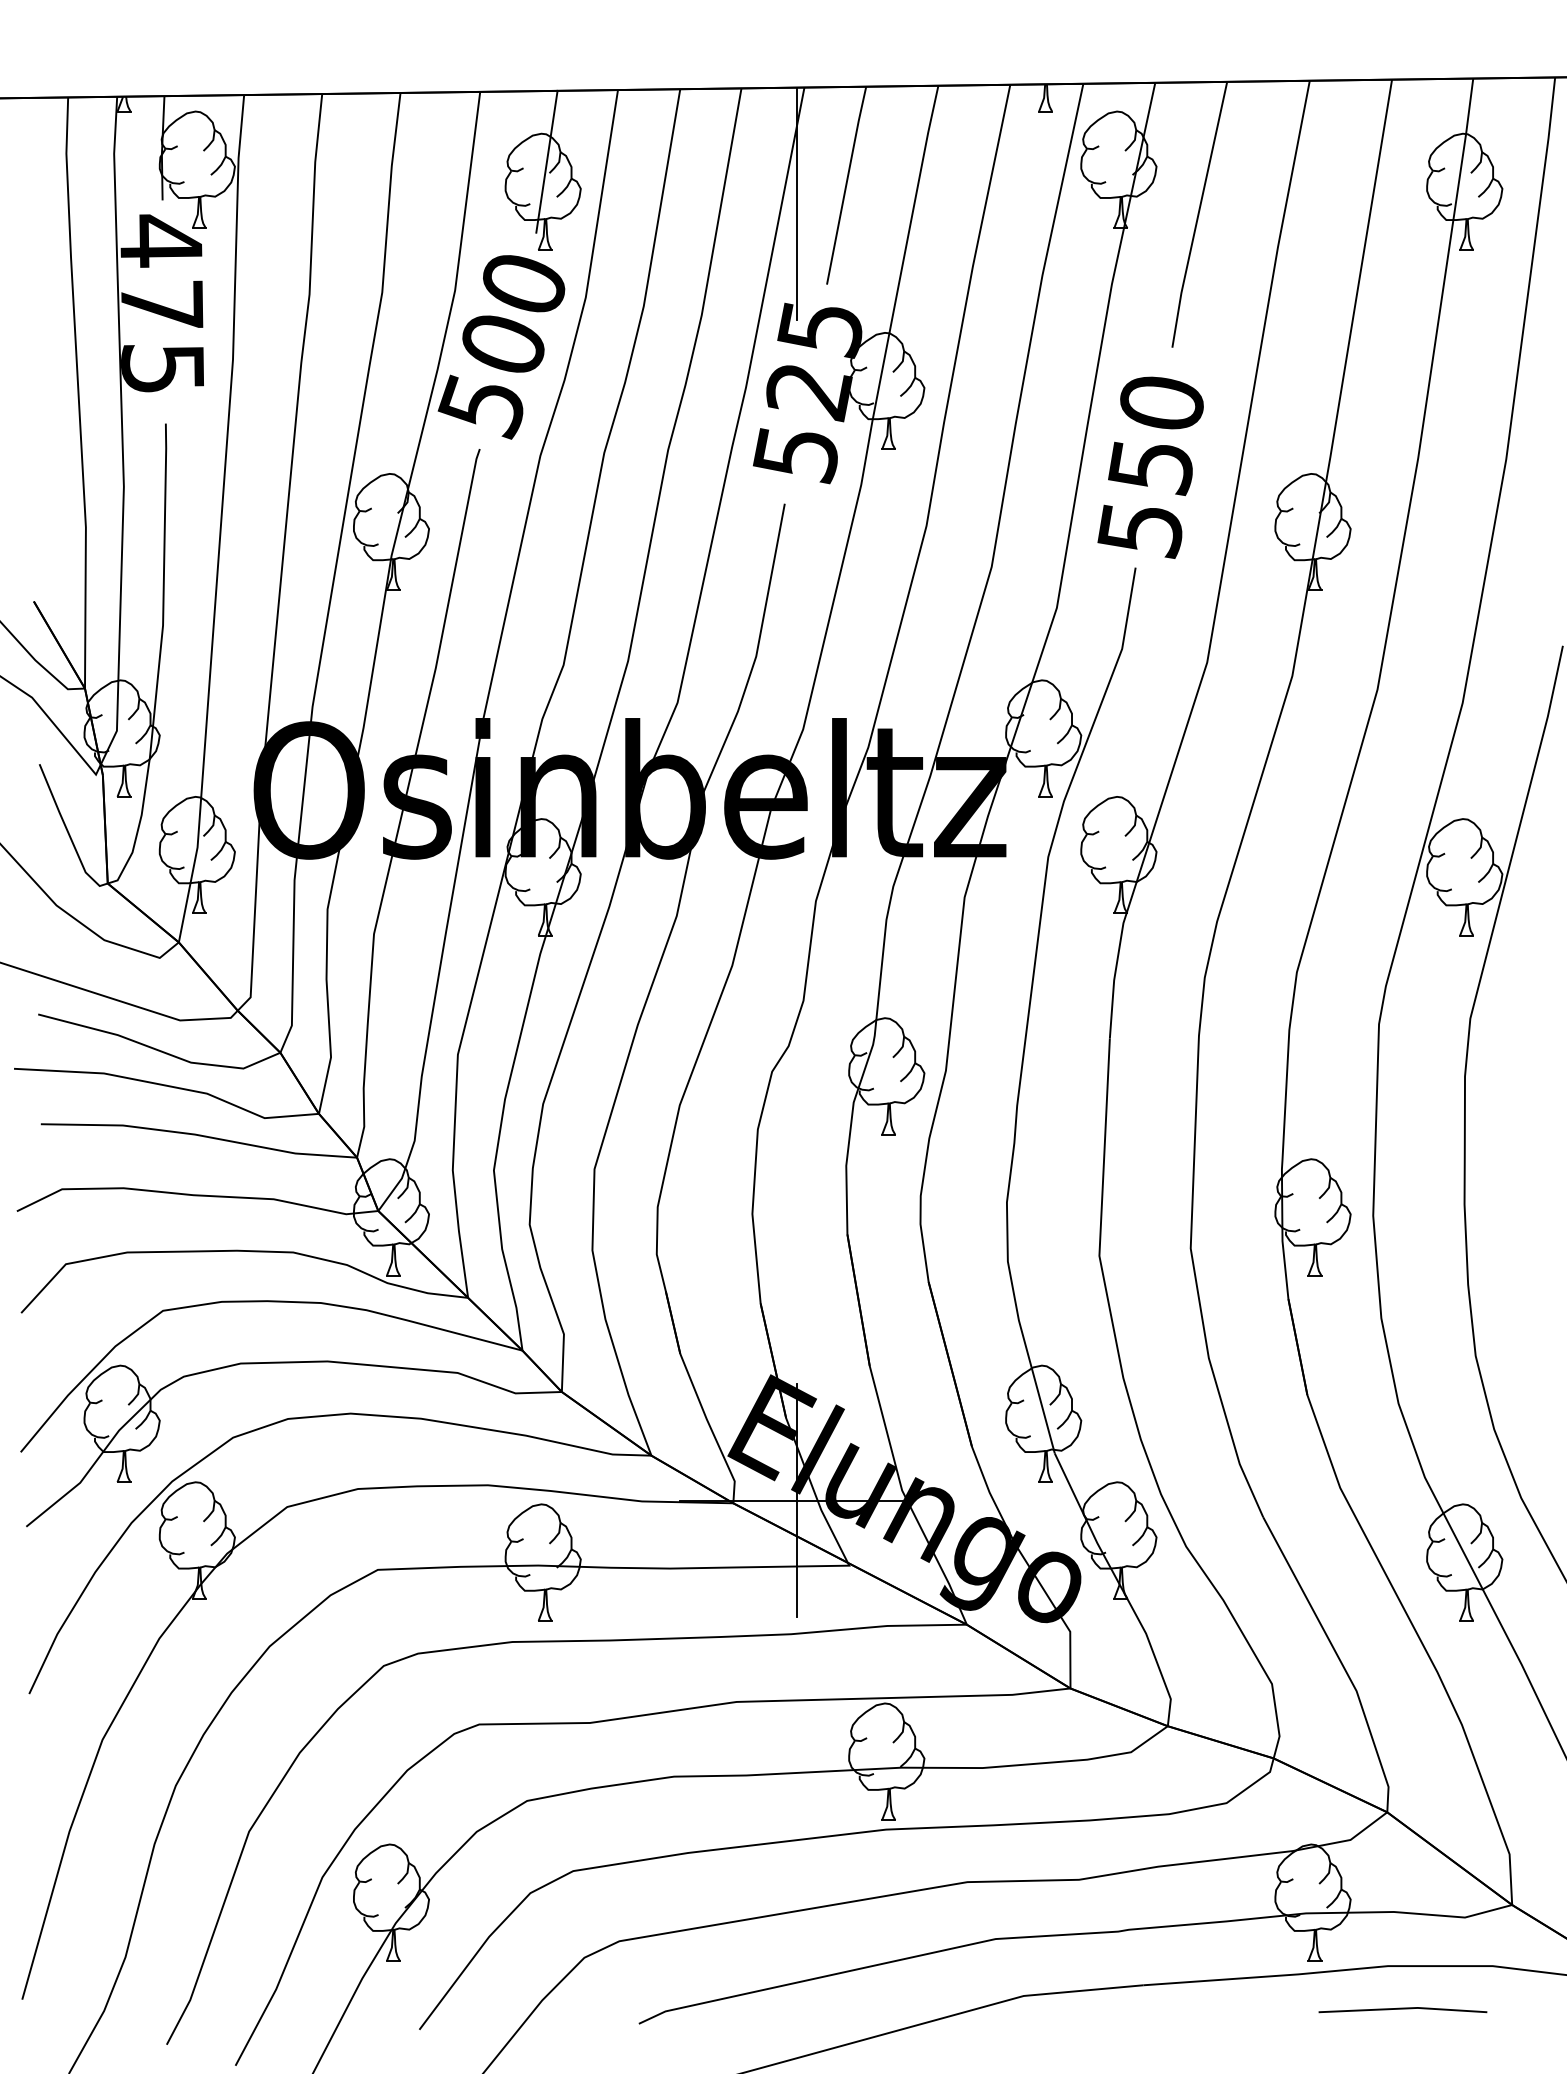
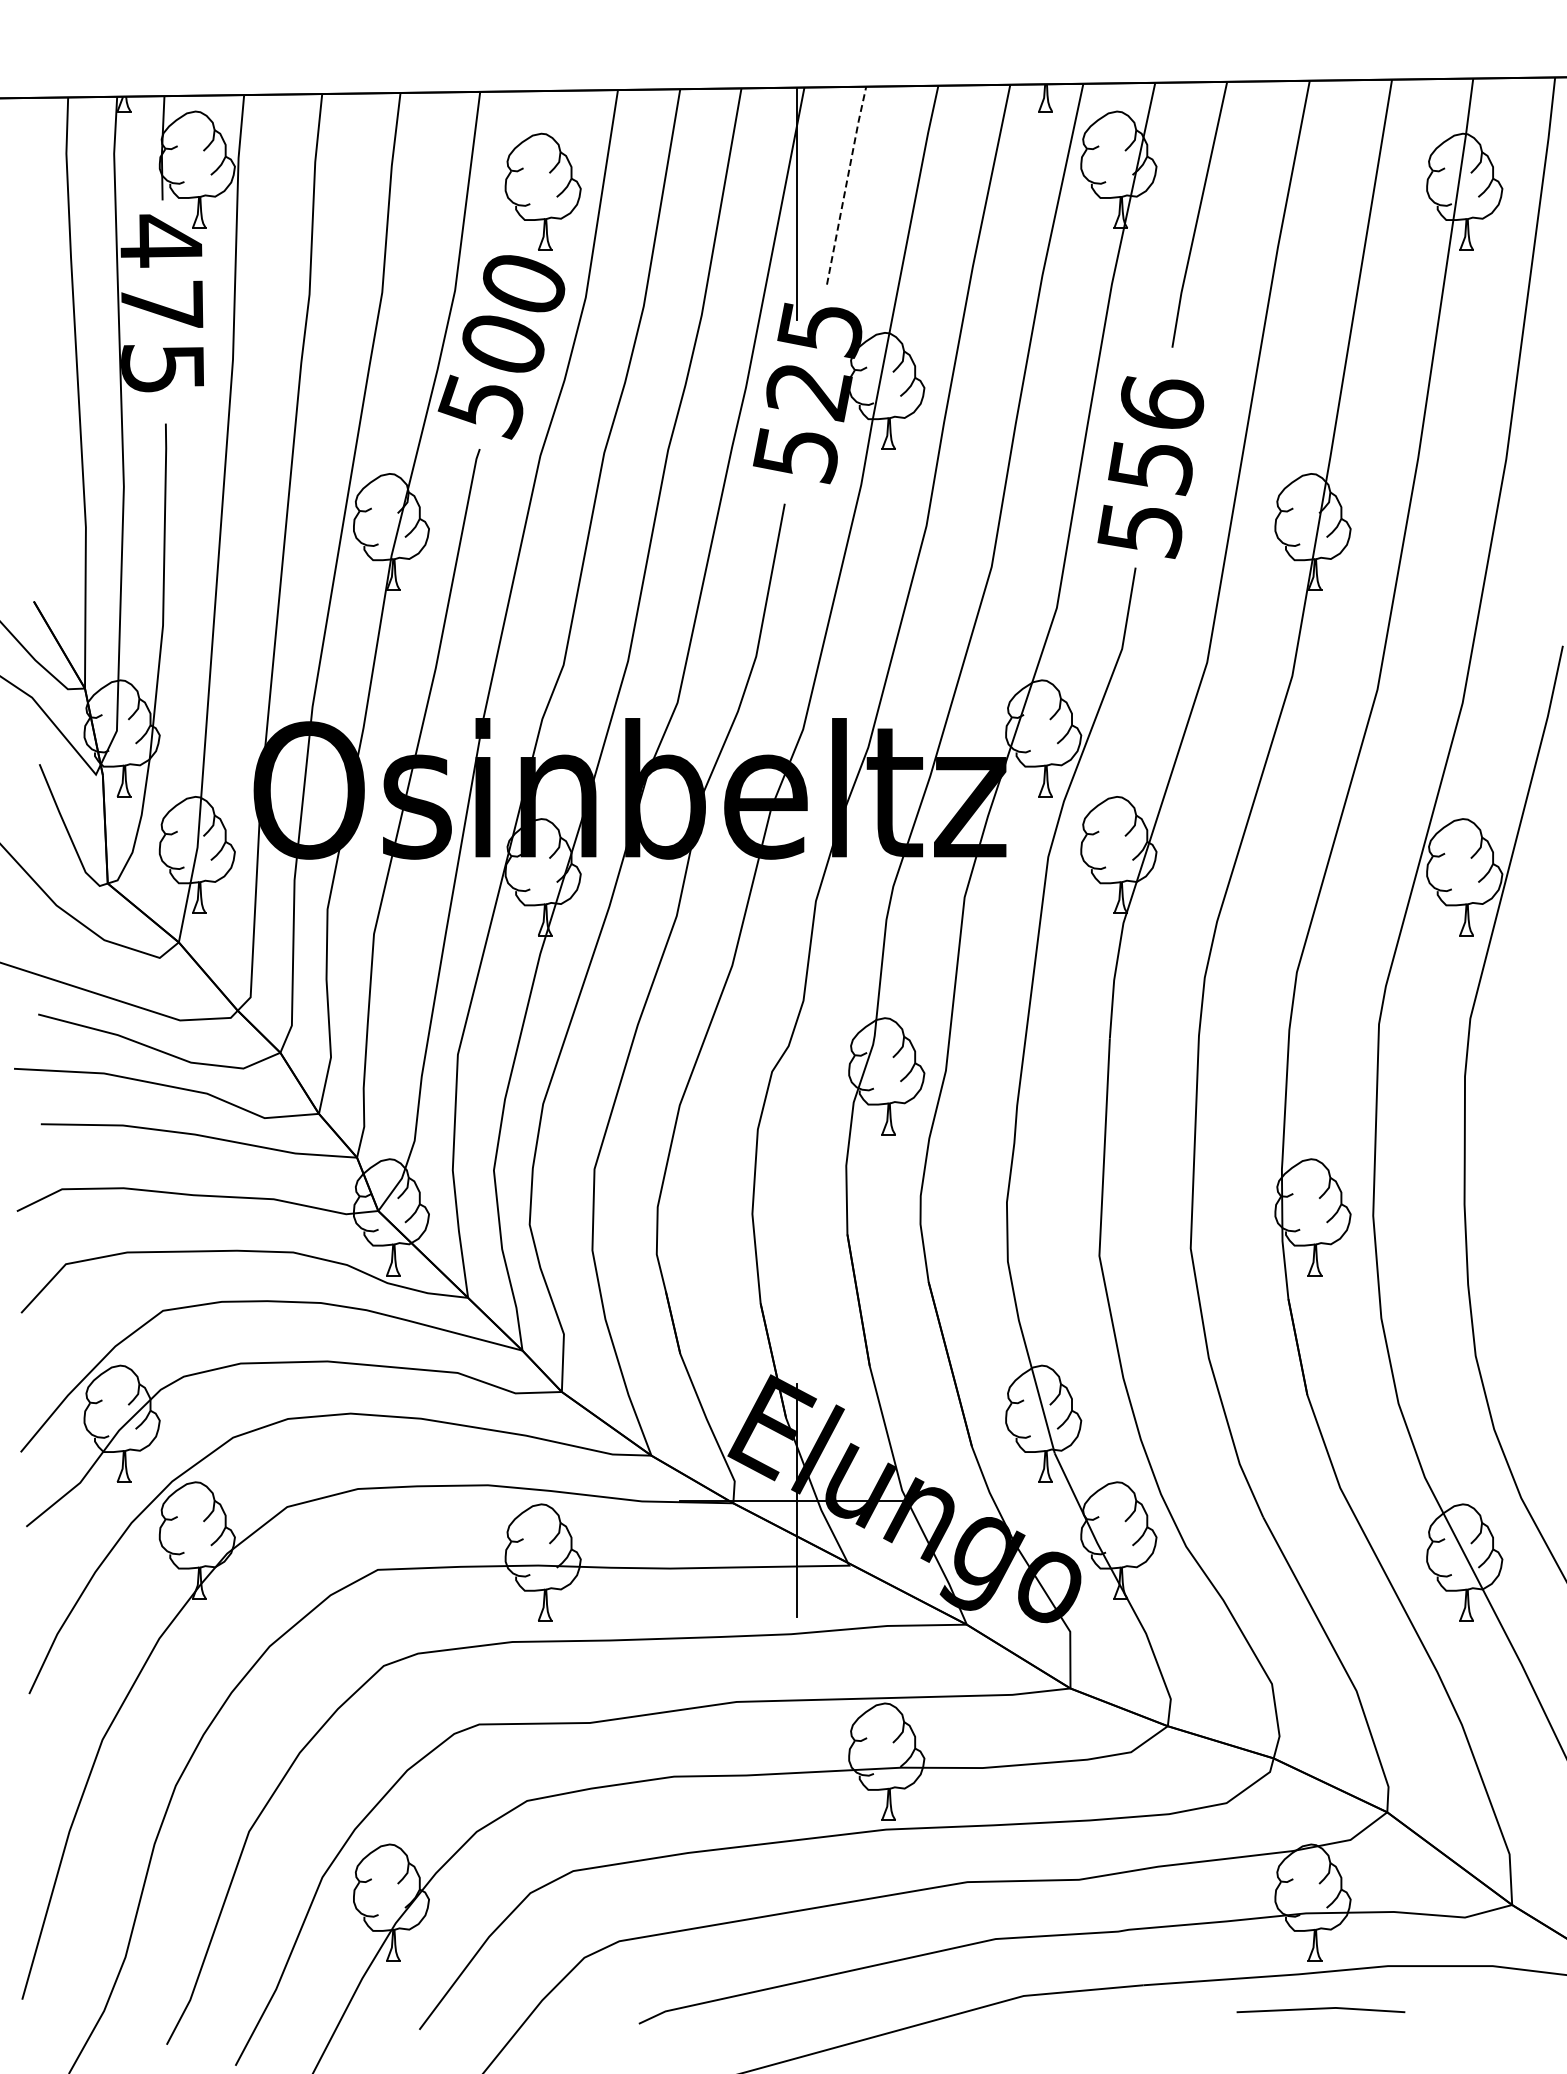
line: present -> none (546, 161)
line: solid -> dashed (846, 184)
text: 550 -> 556 (1162, 402)
line position: (1402, 2009) -> (1320, 2009) (1320, 2009)
